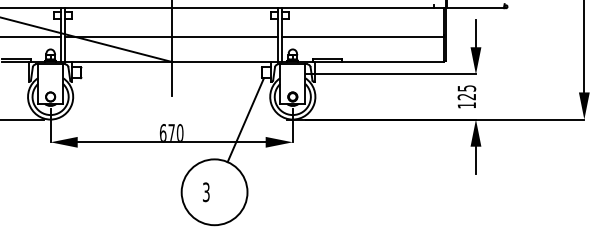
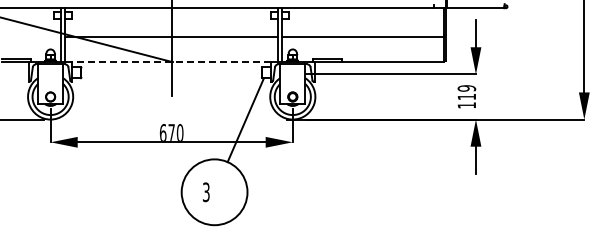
line: present -> none (31, 36)
line: solid -> dashed (171, 61)
text: 125 -> 119 (466, 92)
